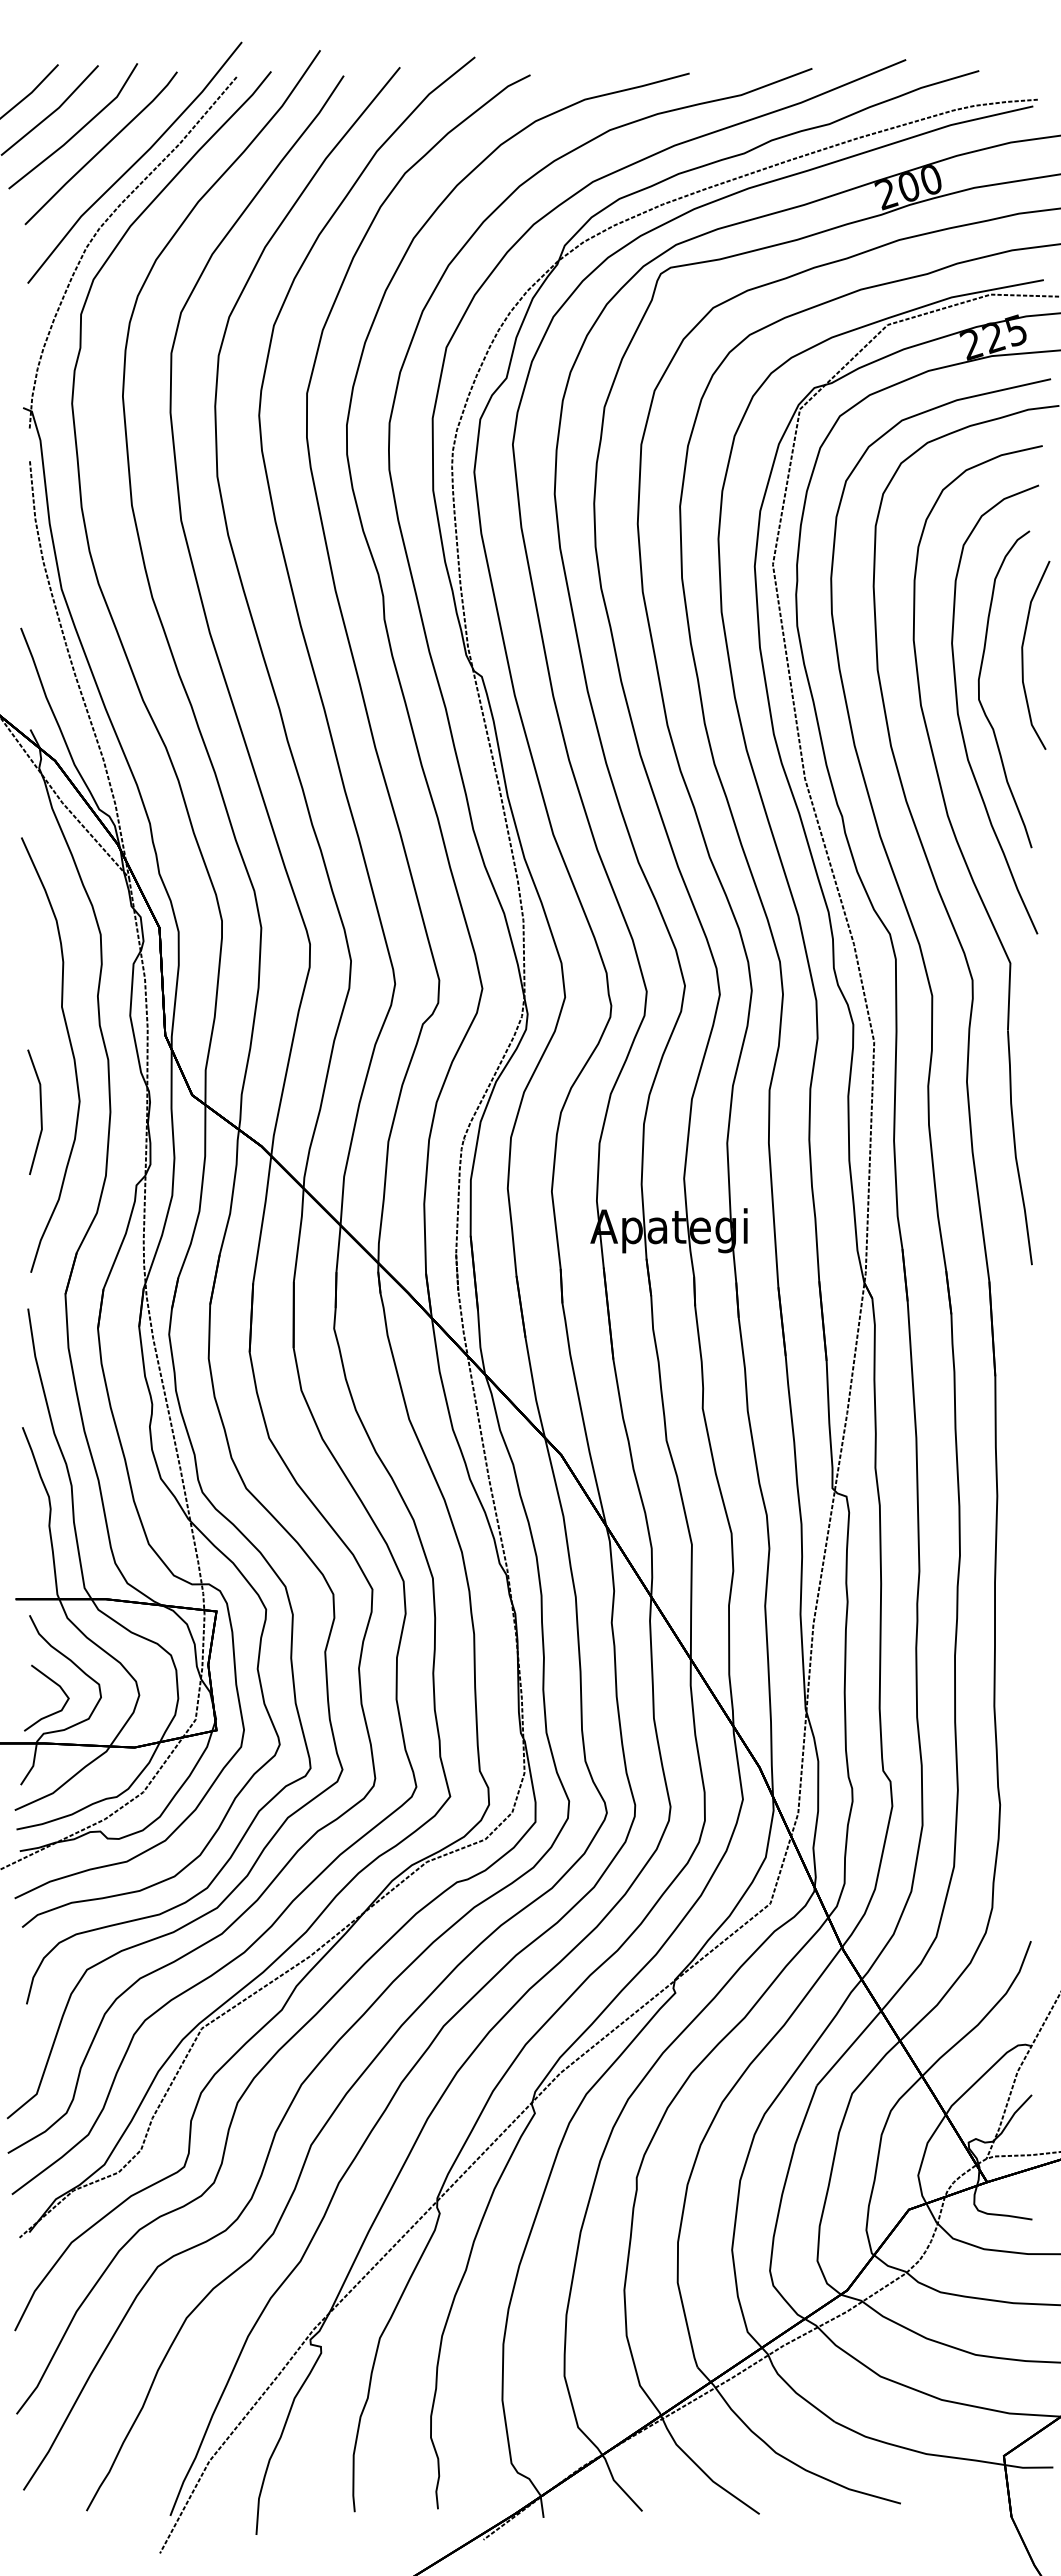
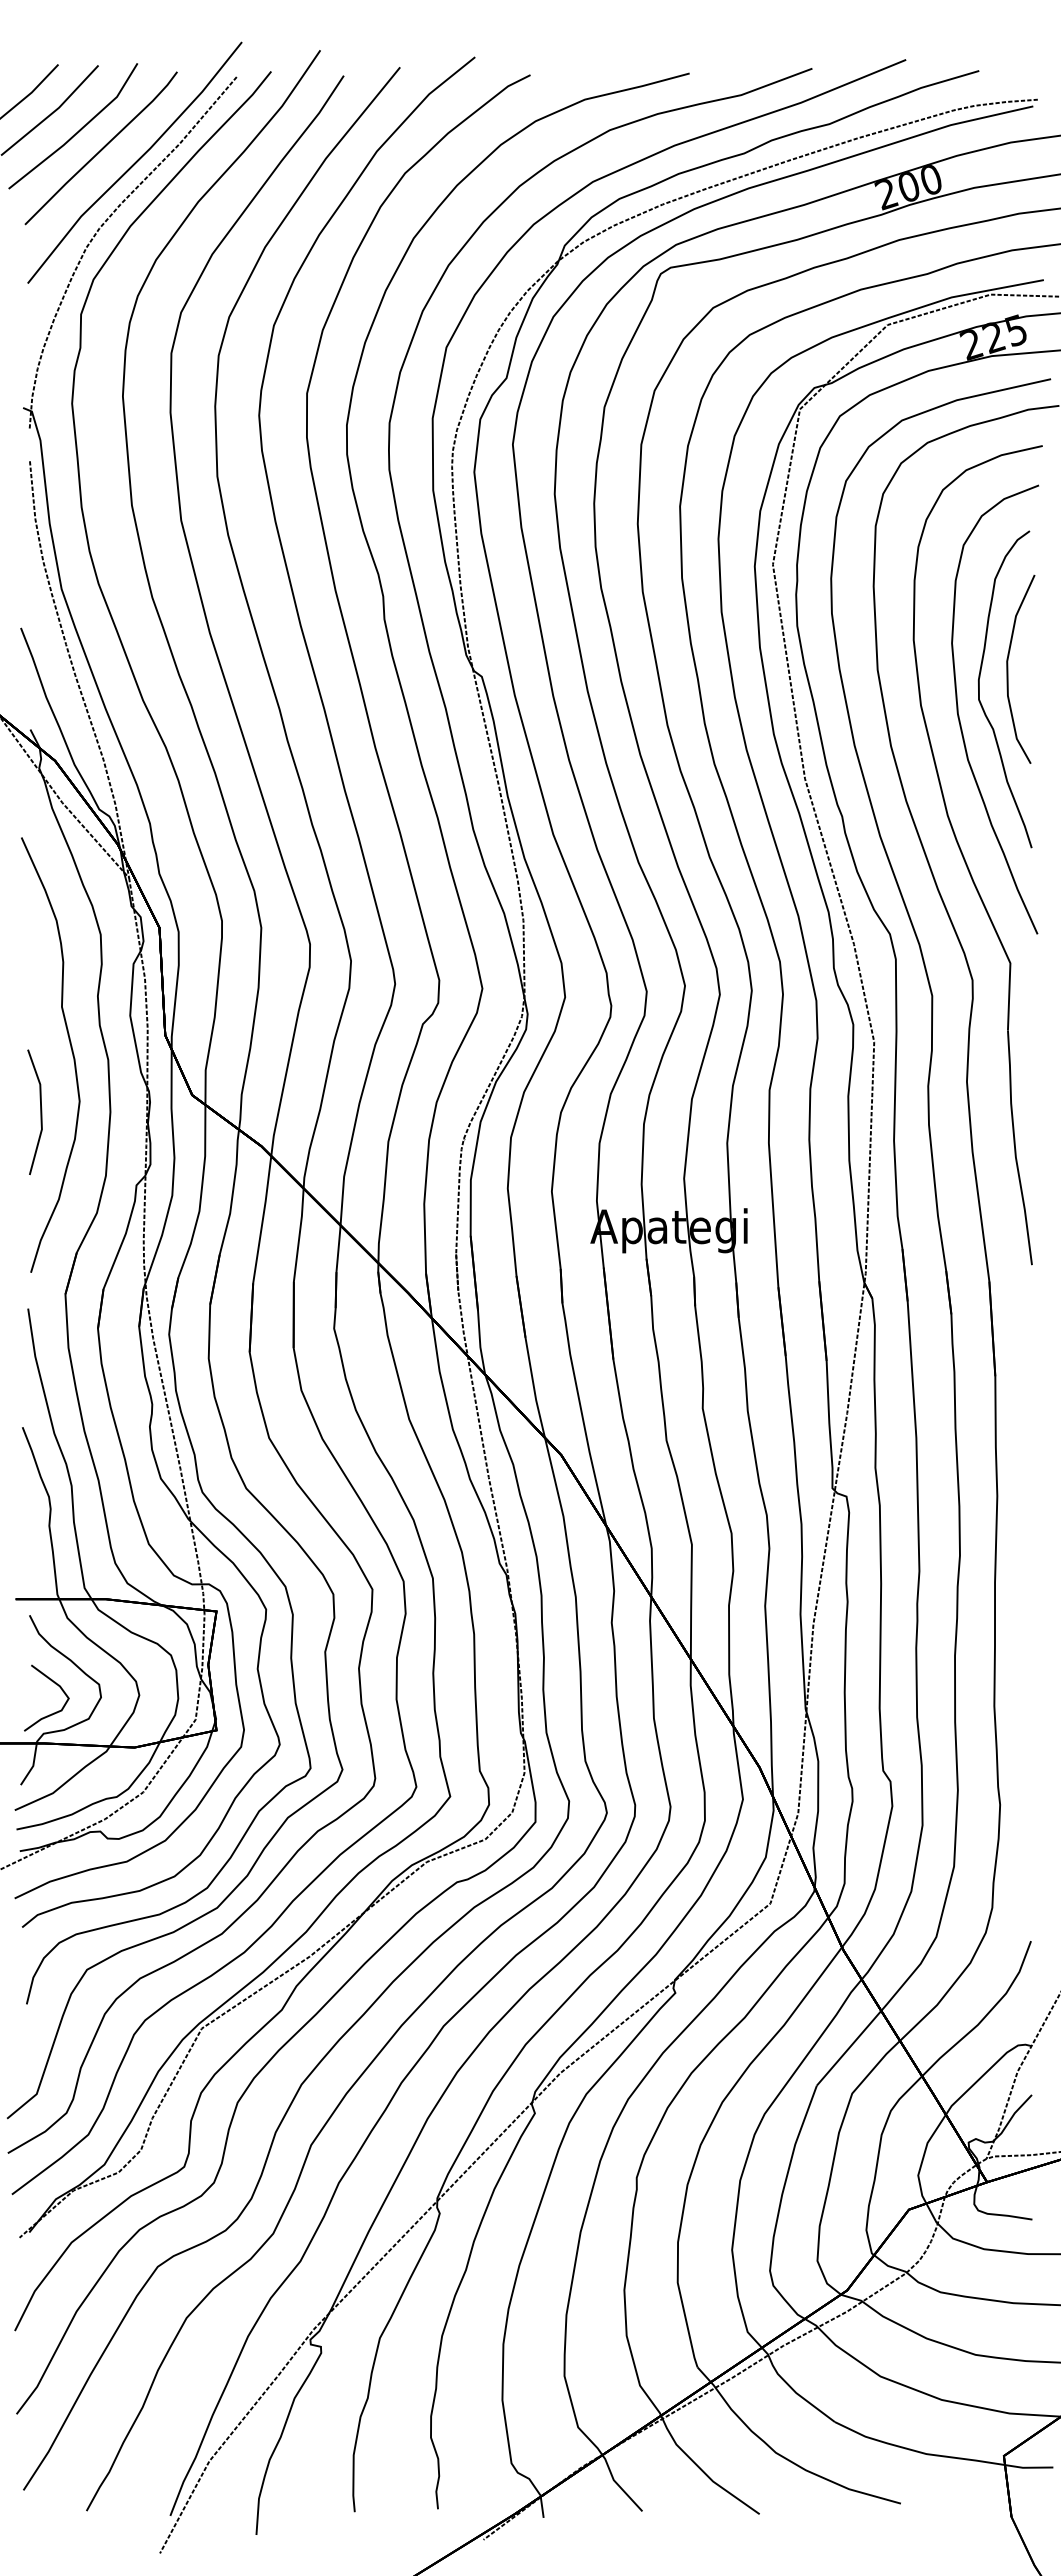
curve position: (1023, 654) -> (1008, 668) (1008, 668)
